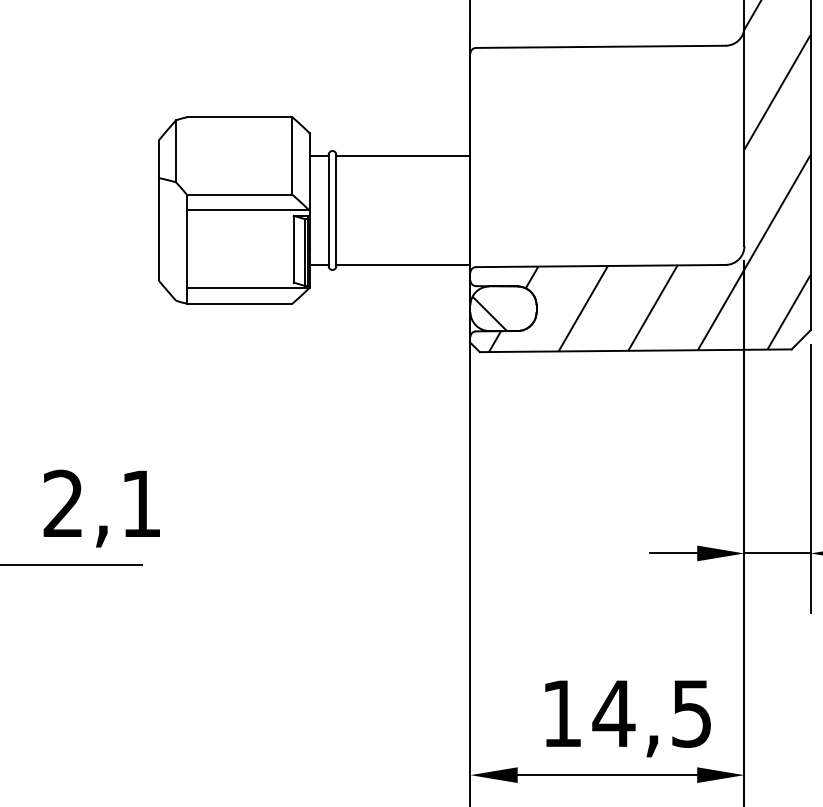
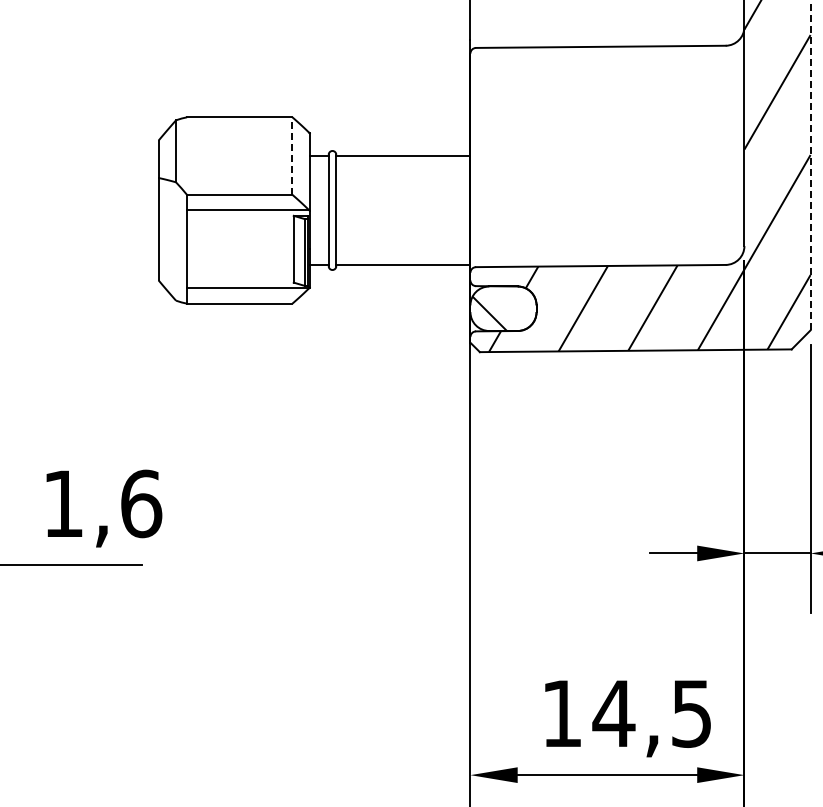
line: solid -> dashed (292, 156)
line: solid -> dashed (810, 165)
text: 2,1 -> 1,6 (102, 503)
